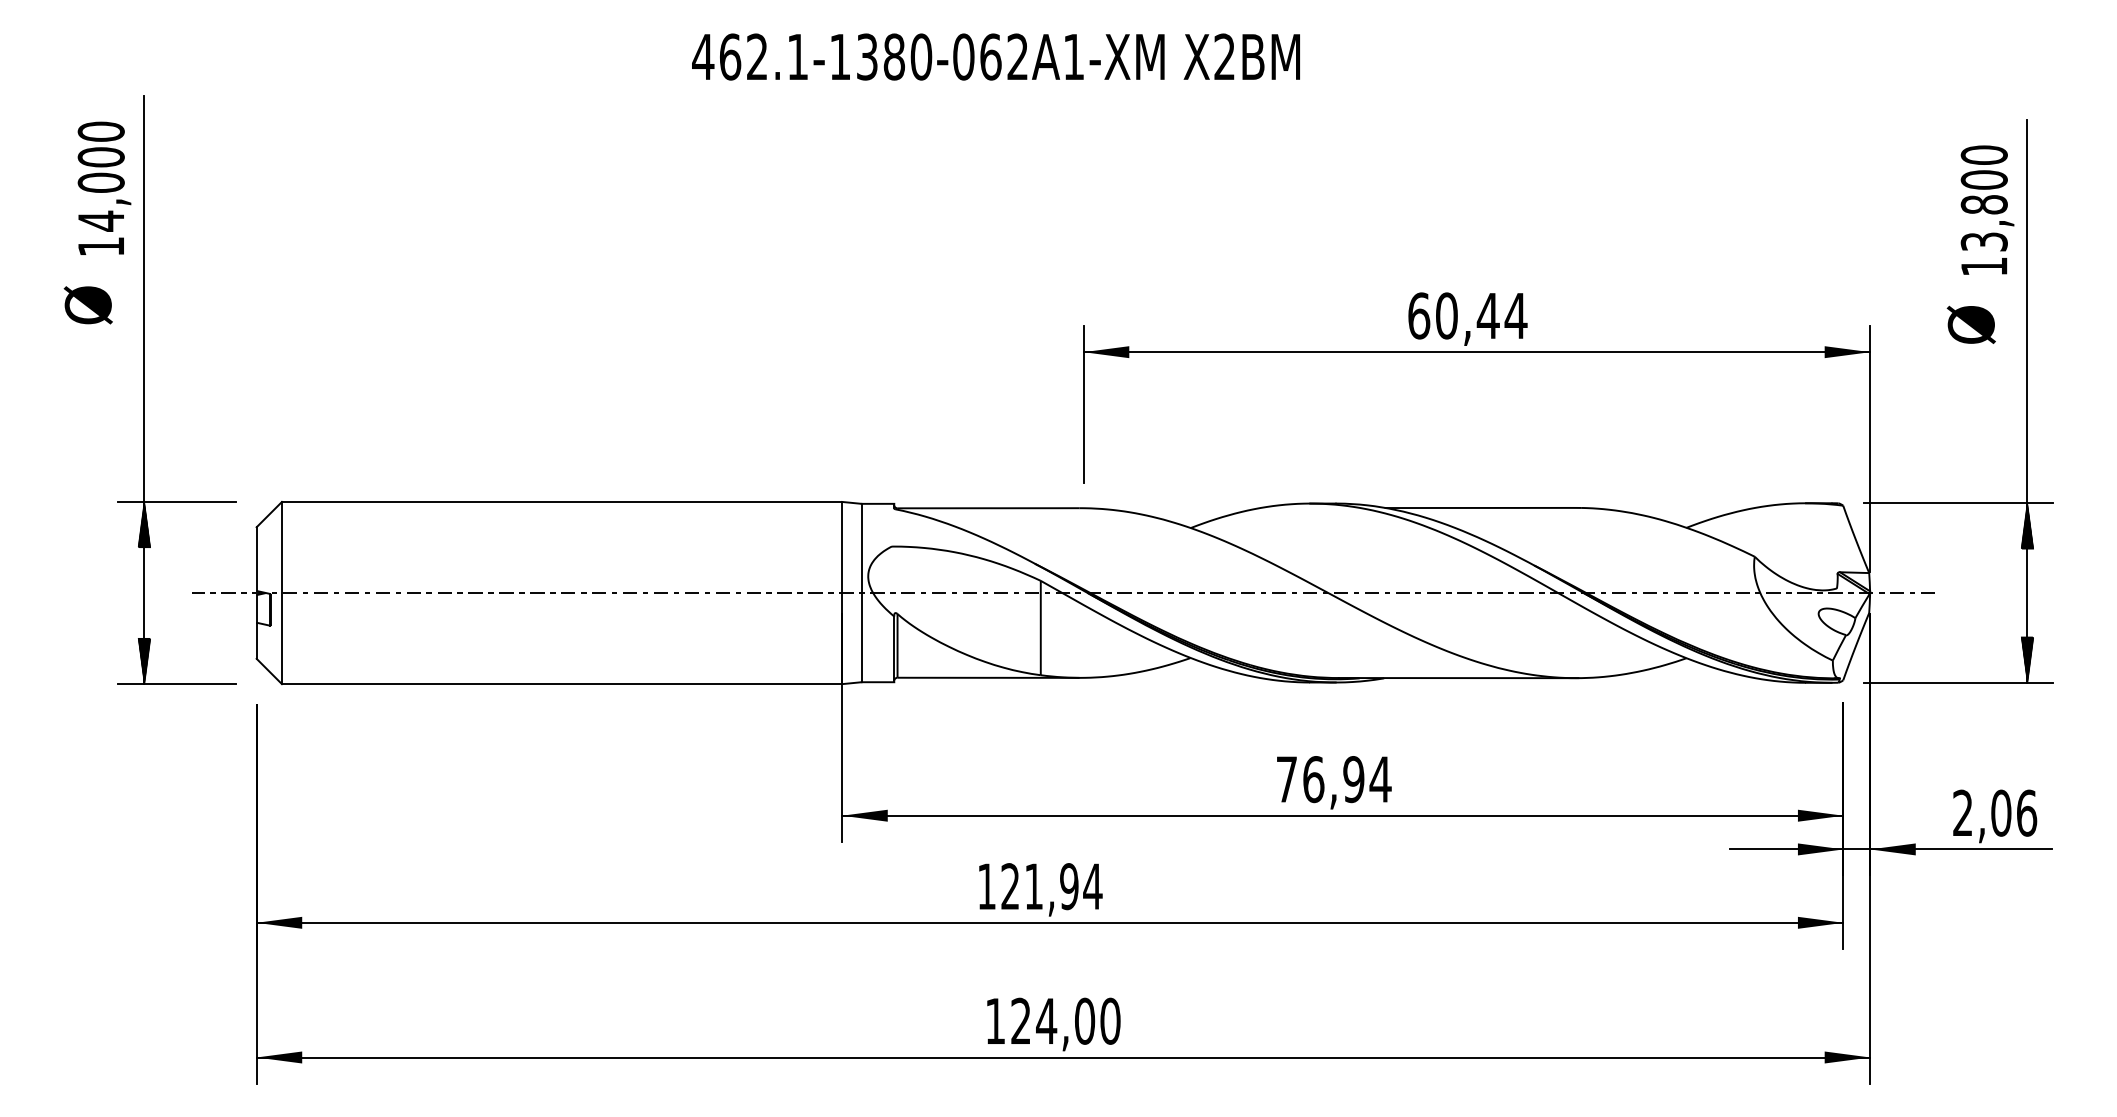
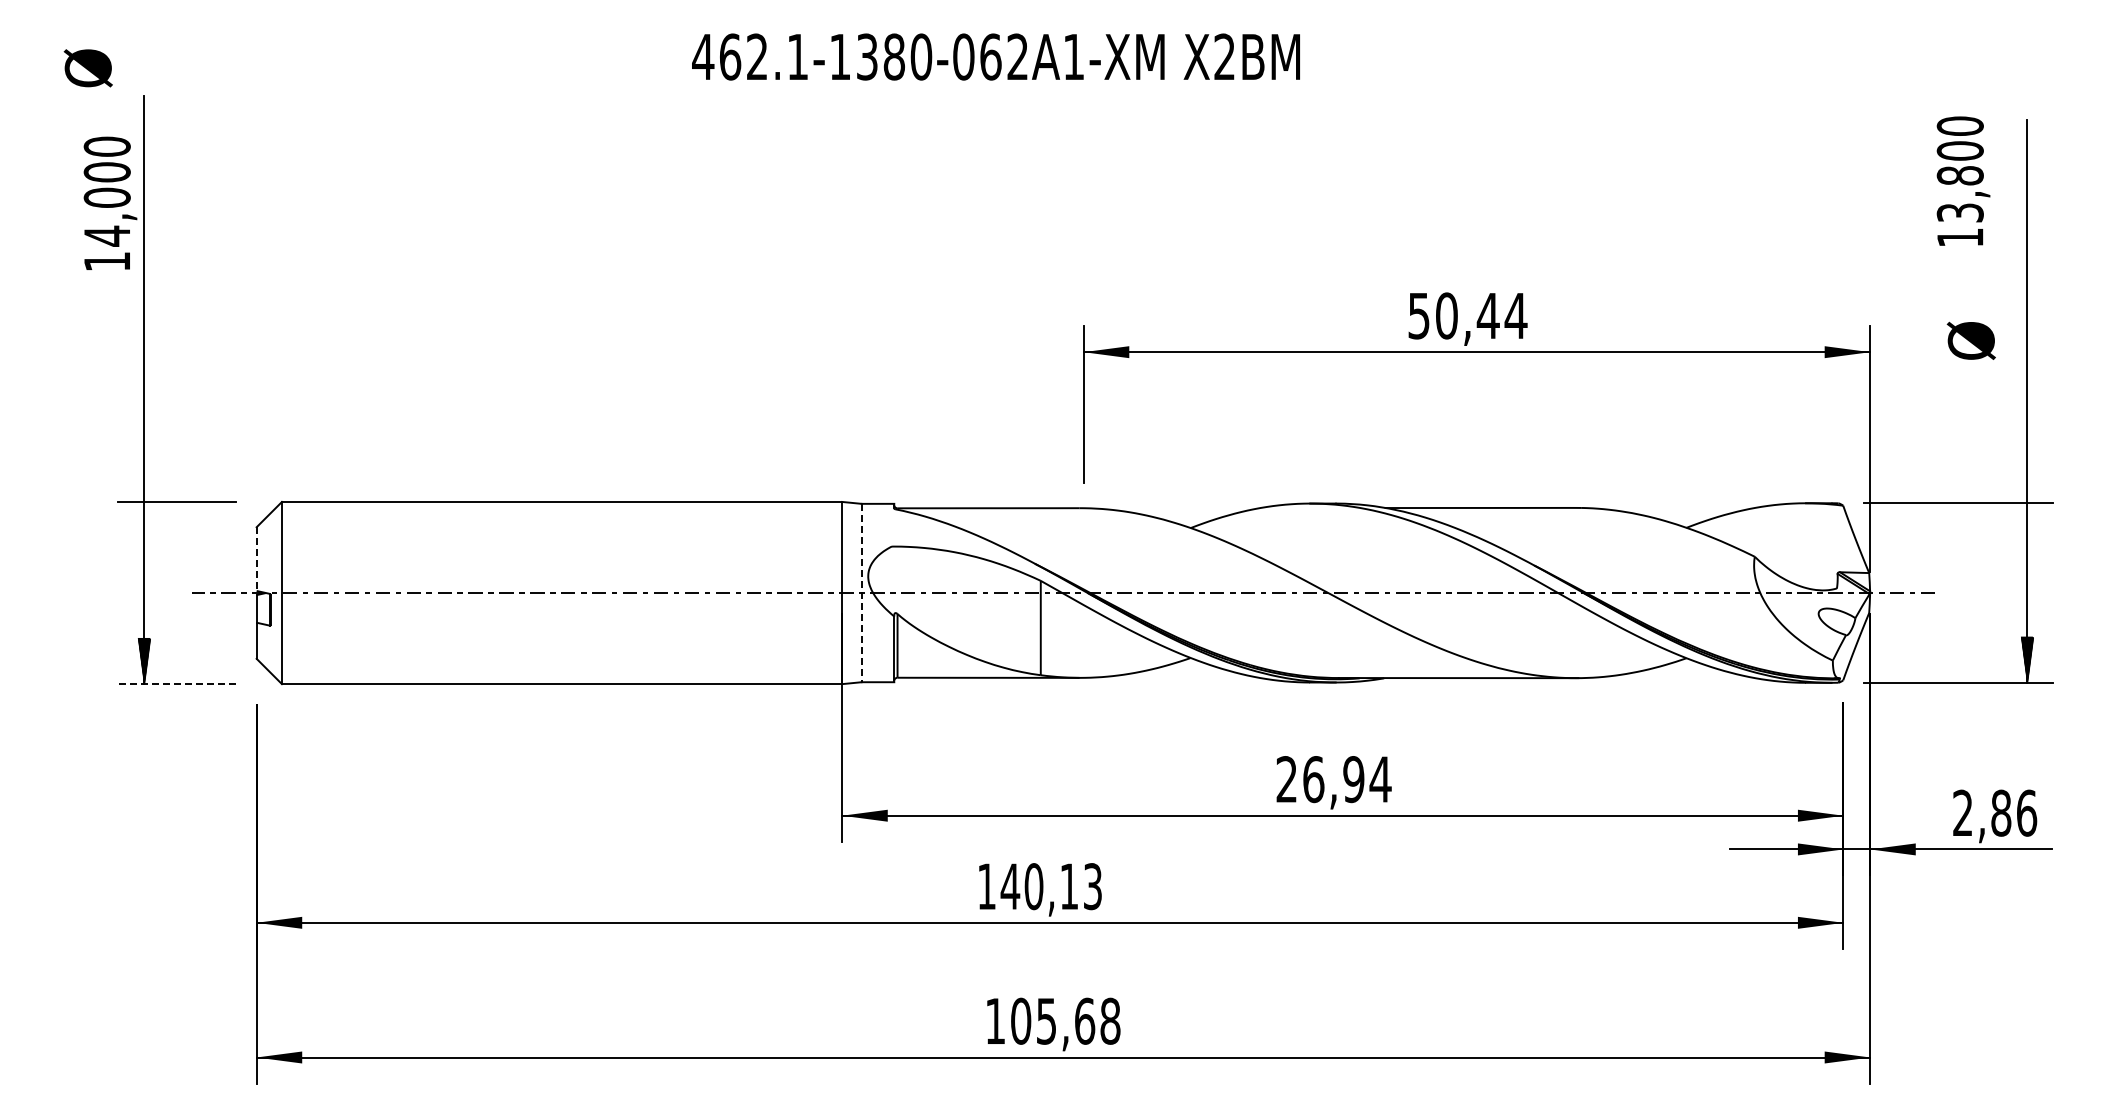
text position: (104, 187) -> (110, 202) (110, 202)
text position: (1987, 209) -> (1963, 180) (1963, 180)
text position: (87, 305) -> (87, 68) (87, 68)
text: 60,44 -> 50,44 (1419, 315)
text position: (1970, 324) -> (1970, 340) (1970, 340)
hatch: present -> none (144, 524)
hatch: present -> none (2027, 525)
line: solid -> dashed (256, 559)
line: solid -> dashed (861, 593)
line: solid -> dashed (177, 684)
text: 76,94 -> 26,94 (1286, 779)
text: 2,06 -> 2,86 (2001, 812)
text: 121,94 -> 140,13 (1051, 886)
text: 124,00 -> 105,68 (1065, 1020)
